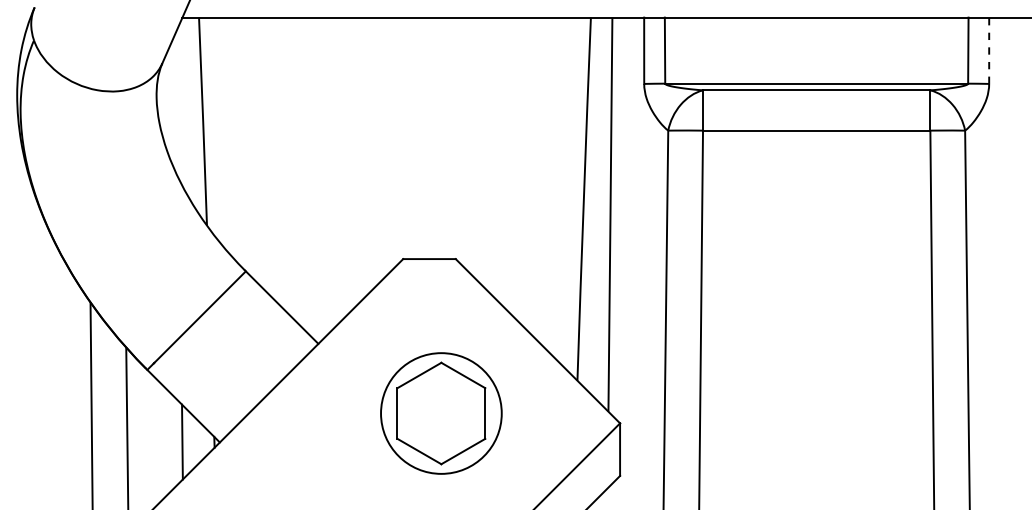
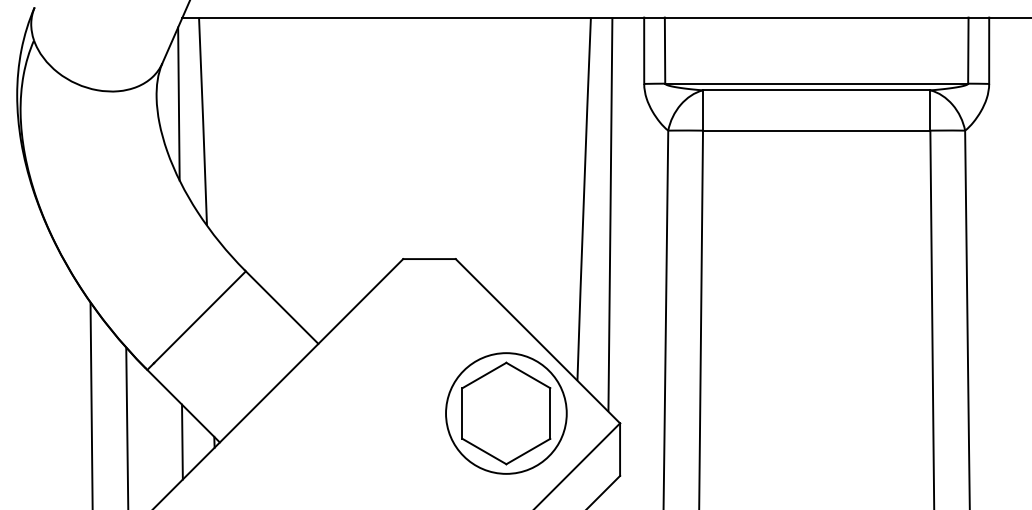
line: dashed -> solid (989, 50)
line: none -> present (178, 103)
part position: (441, 413) -> (506, 413) (506, 413)
